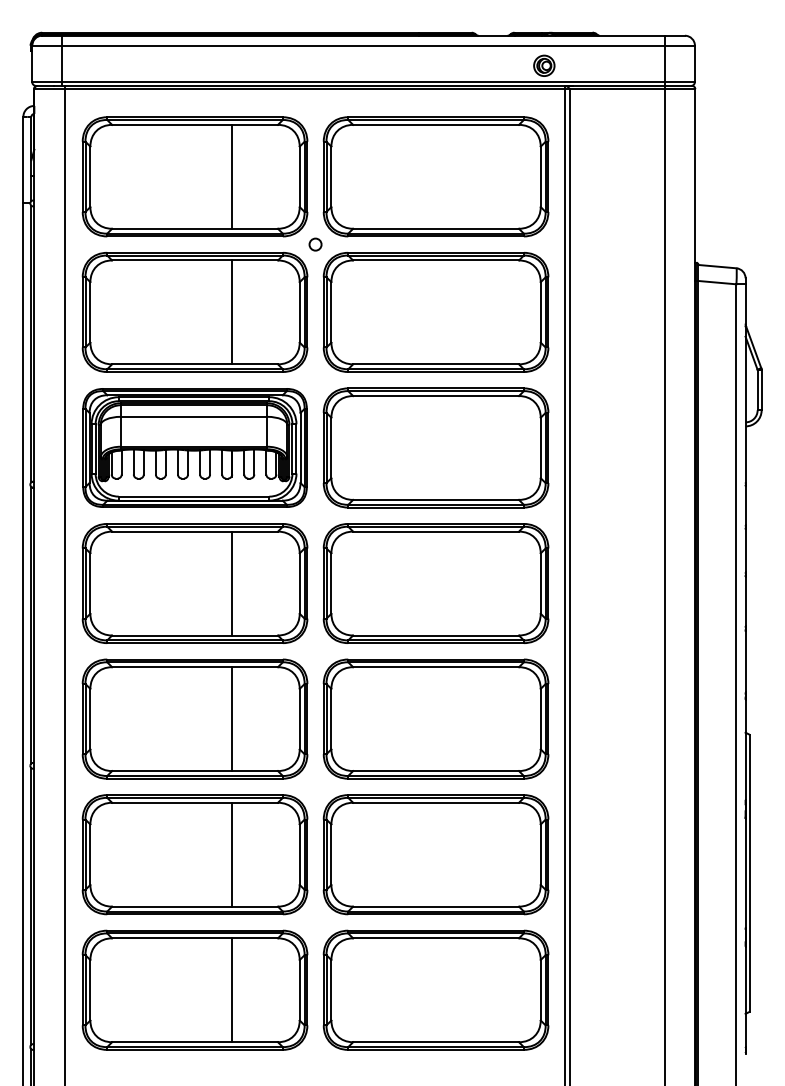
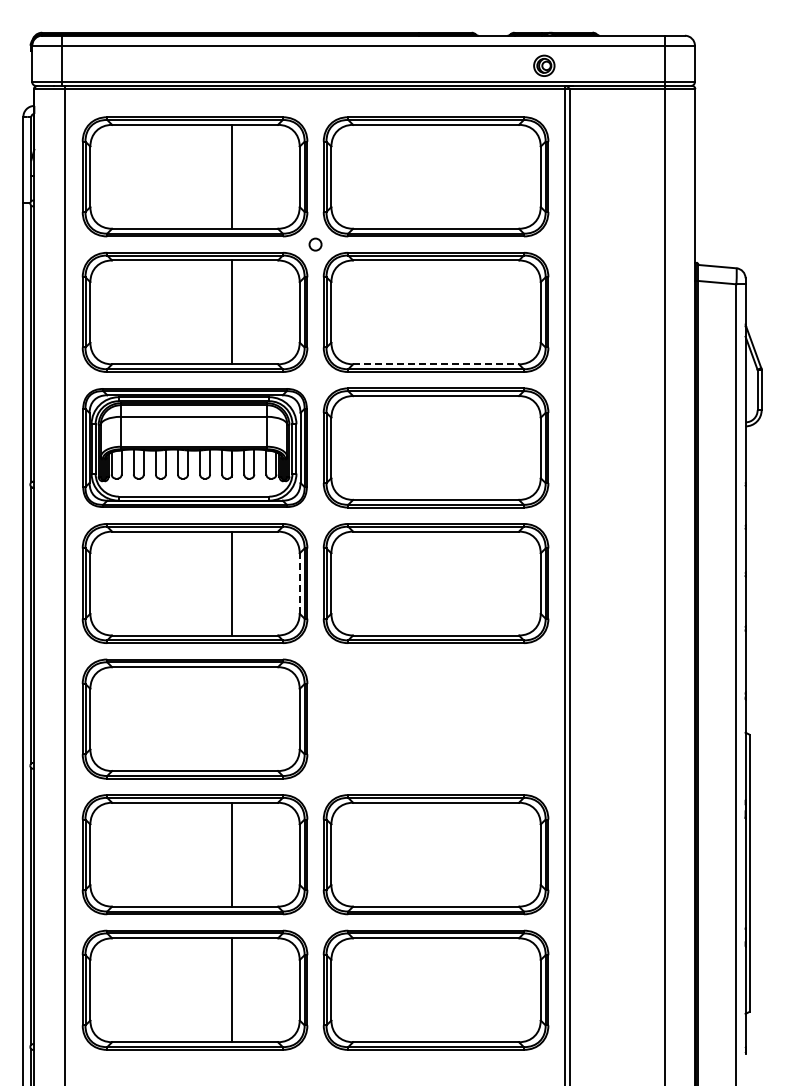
line: solid -> dashed (436, 364)
line: solid -> dashed (299, 583)
part: present -> none (435, 718)
line: present -> none (231, 719)
